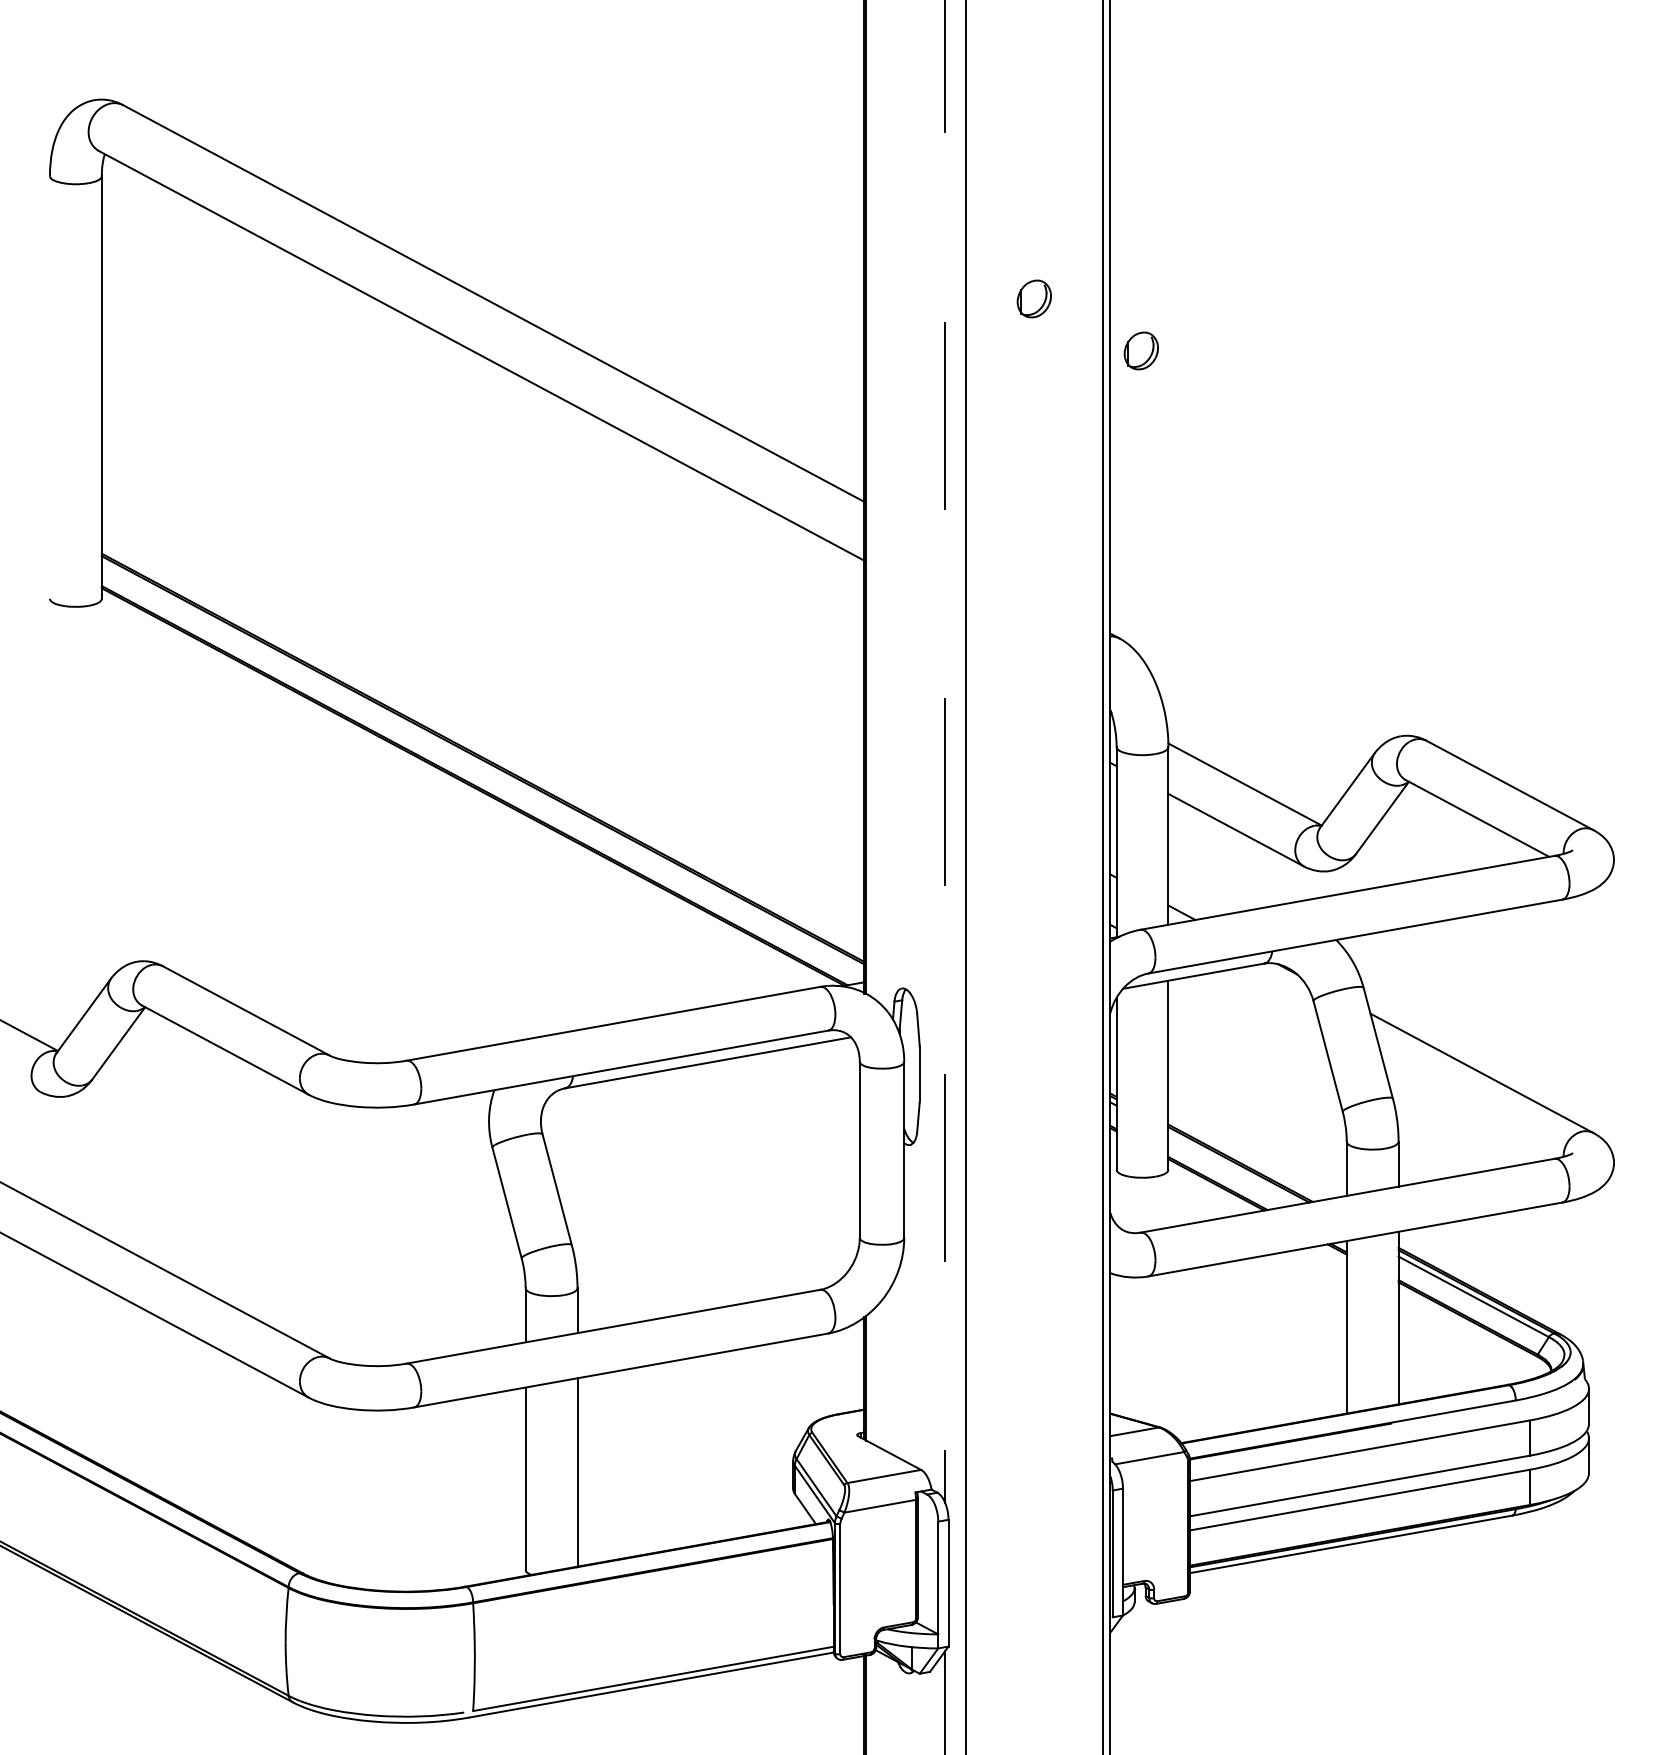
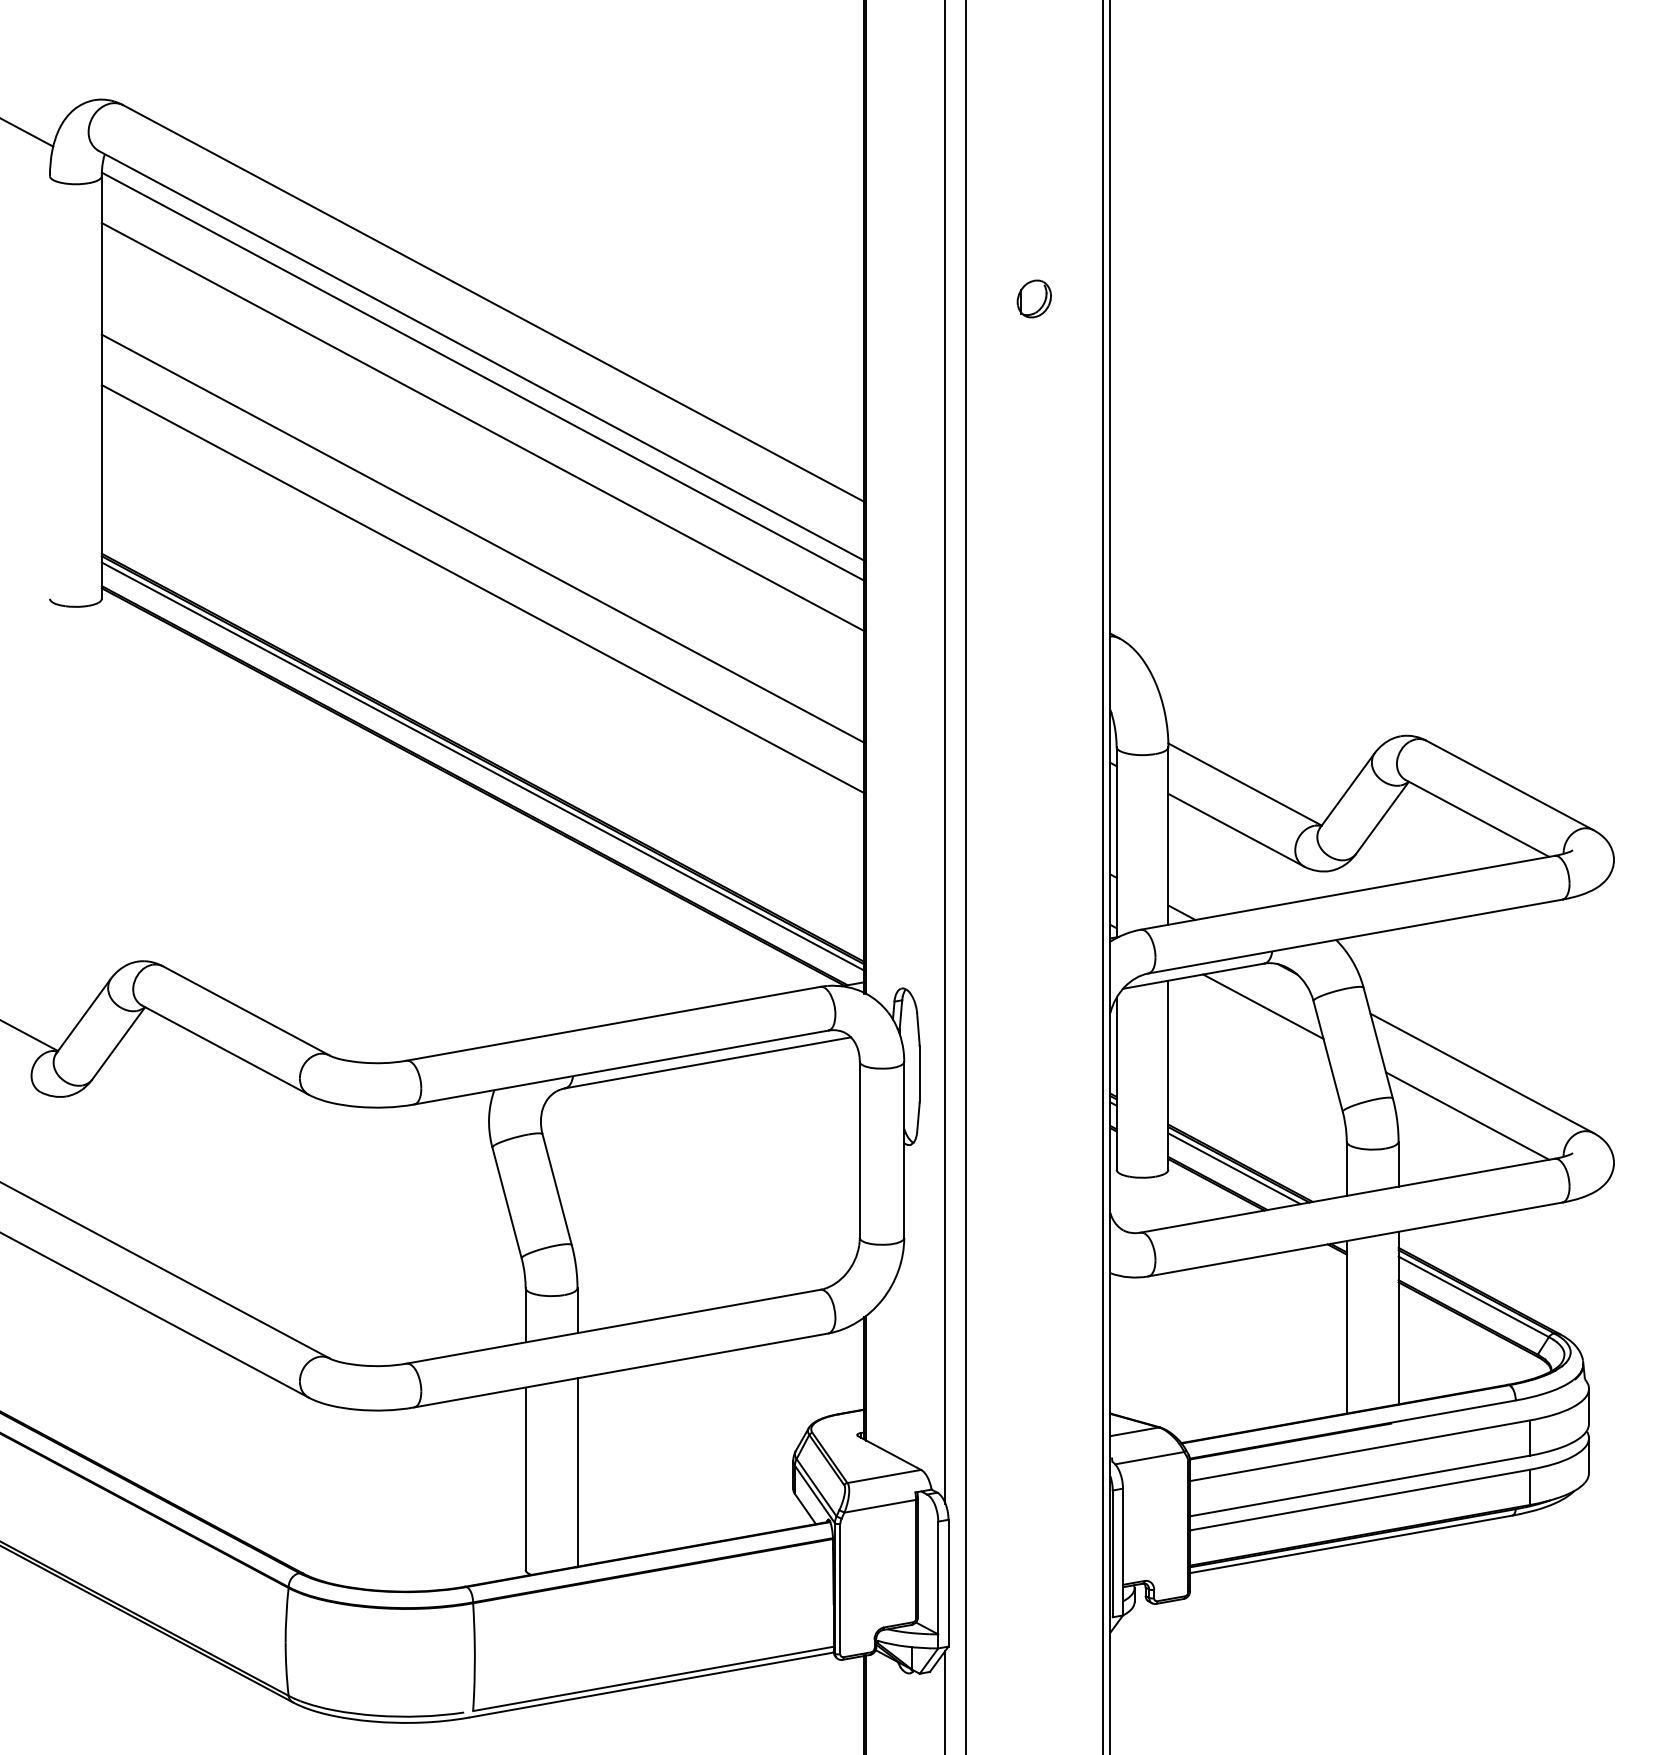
line: none -> present (27, 132)
part: present -> none (1140, 350)
line: none -> present (482, 376)
line: none -> present (482, 427)
line: none -> present (482, 538)
line: none -> present (482, 589)
line: dashed -> solid (945, 752)
line: none -> present (482, 766)
line: none -> present (1263, 1006)
line: none -> present (1467, 1115)
line: none -> present (1234, 1168)
